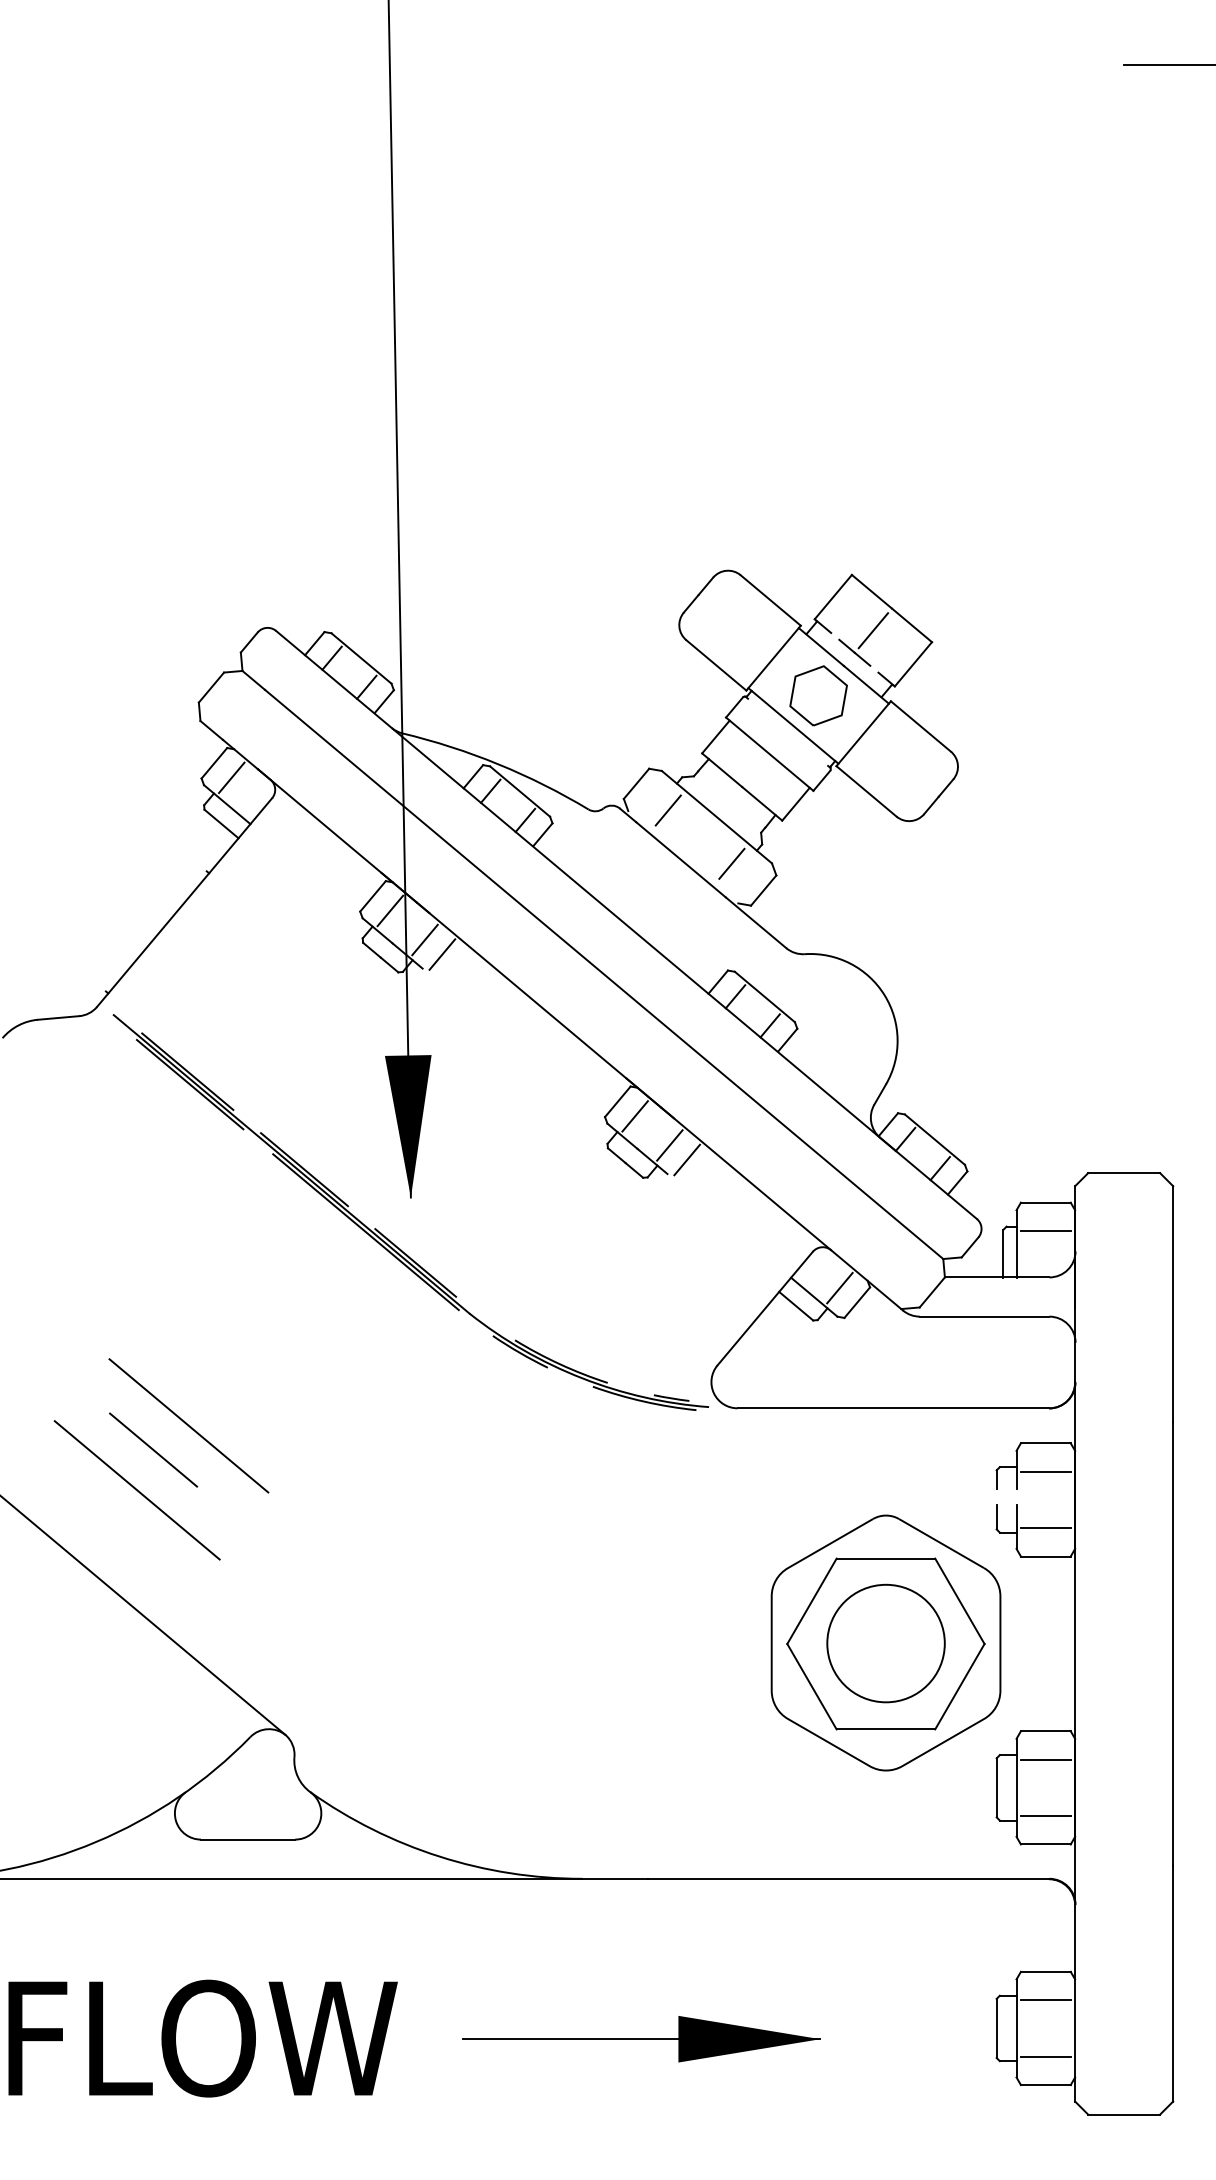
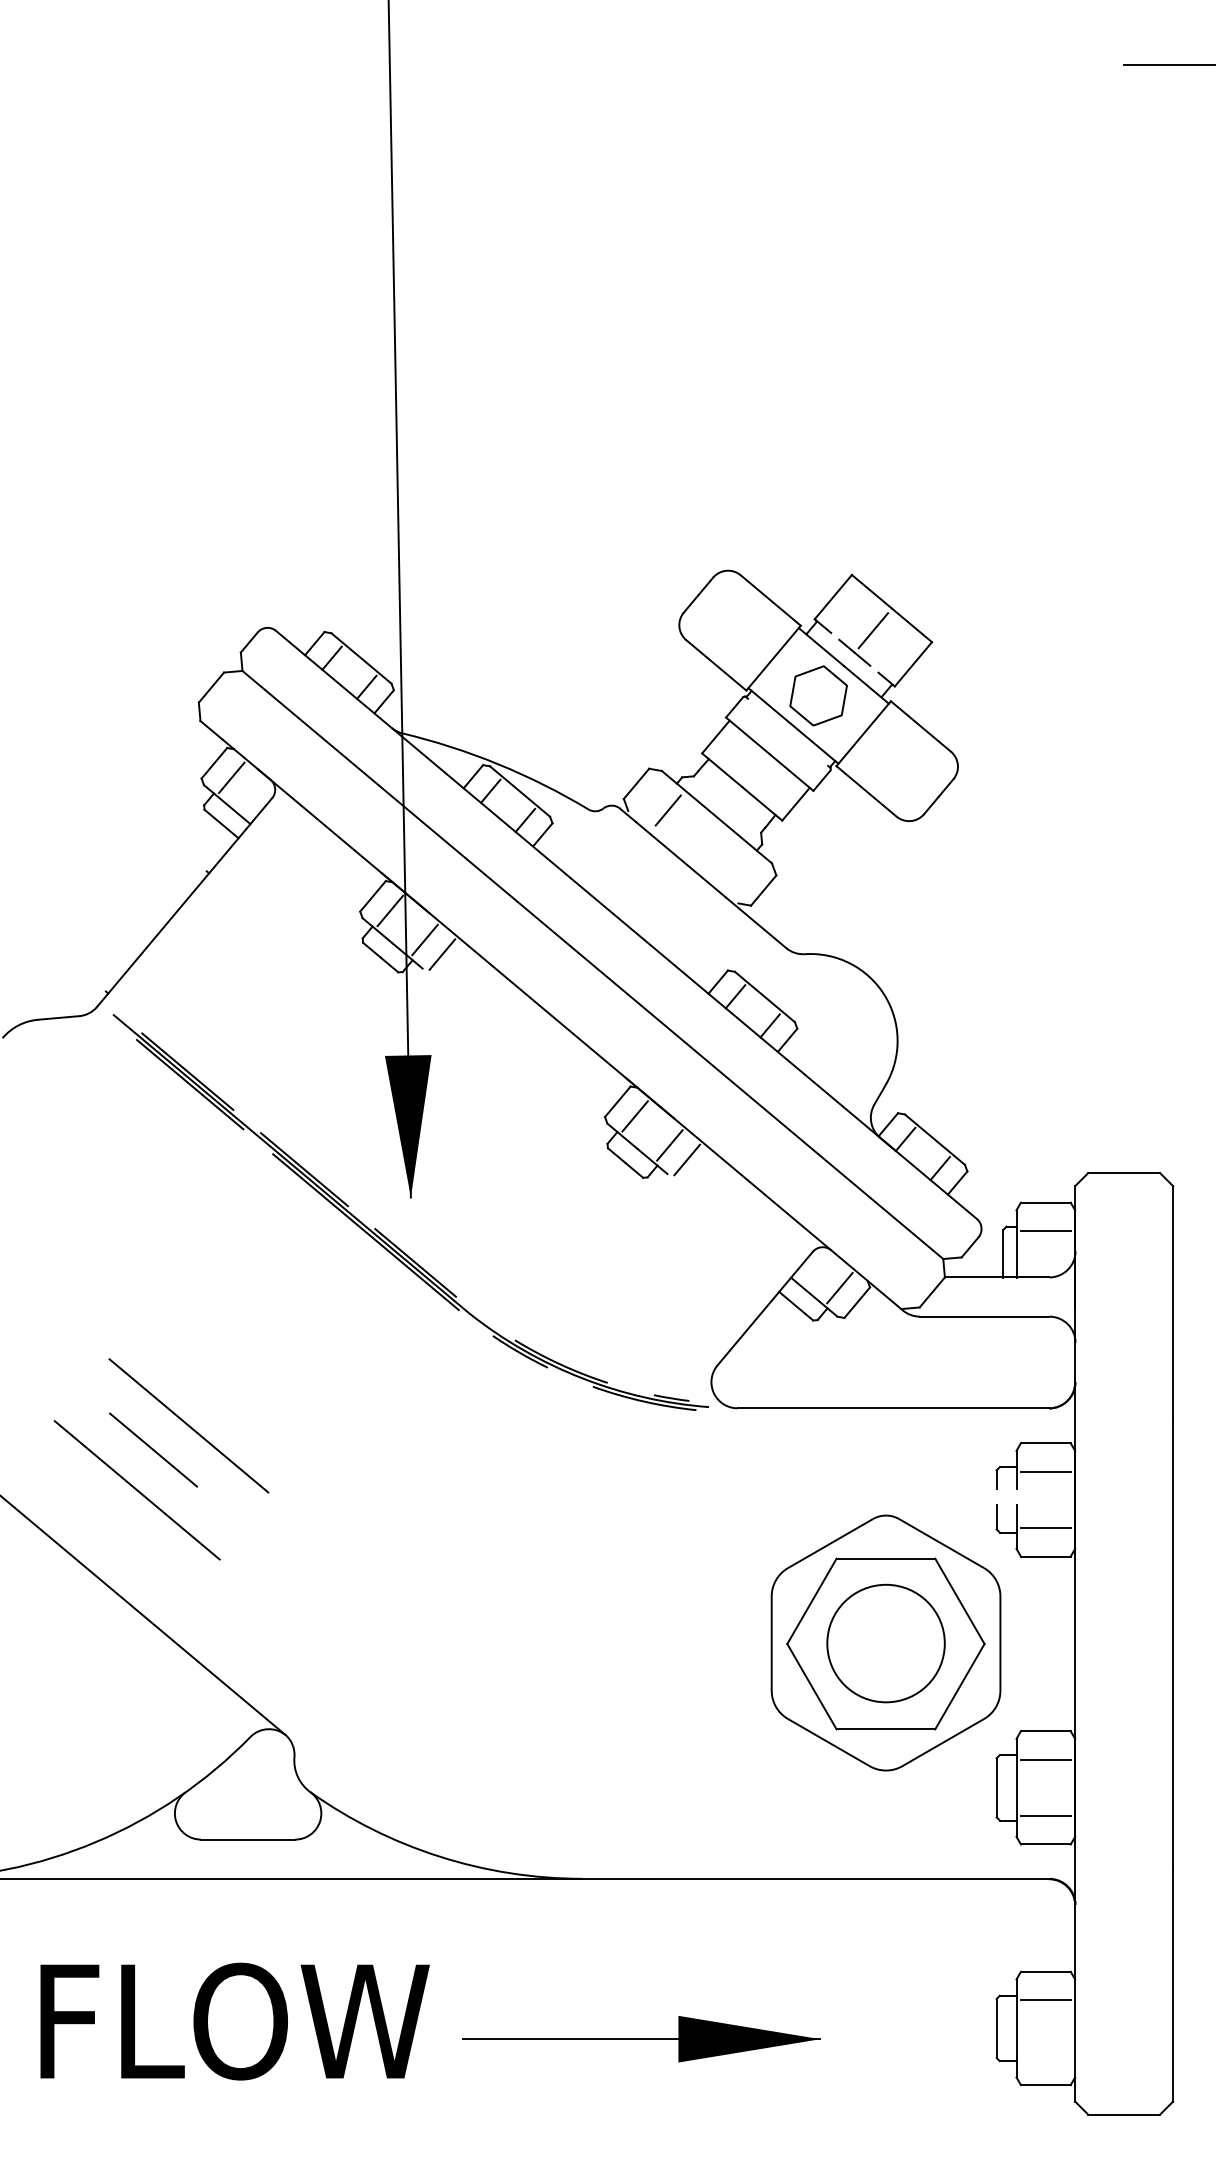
line: present -> none (731, 863)
text position: (202, 2038) -> (234, 2021) (234, 2021)
line: present -> none (1045, 2056)
